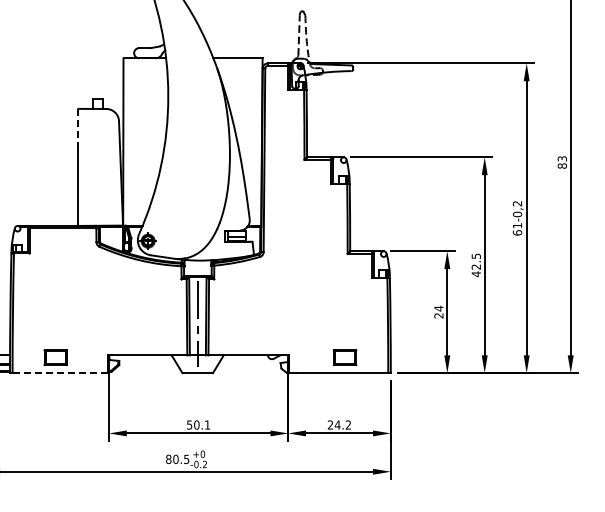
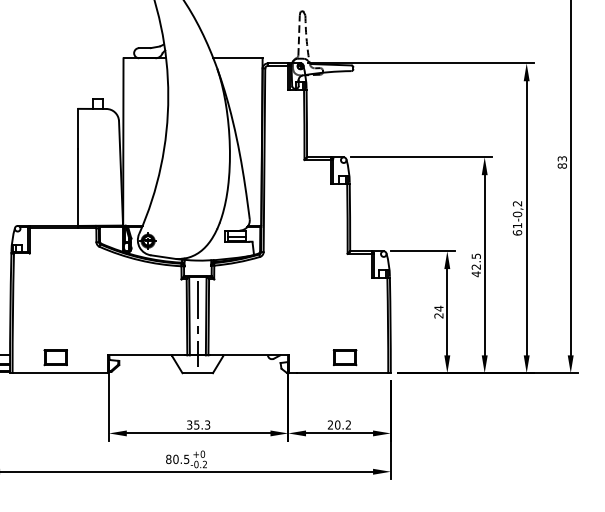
line: dashed -> solid (78, 128)
line: dashed -> solid (59, 373)
text: 50.1 -> 35.3 (198, 424)
text: 24.2 -> 20.2 (337, 424)
